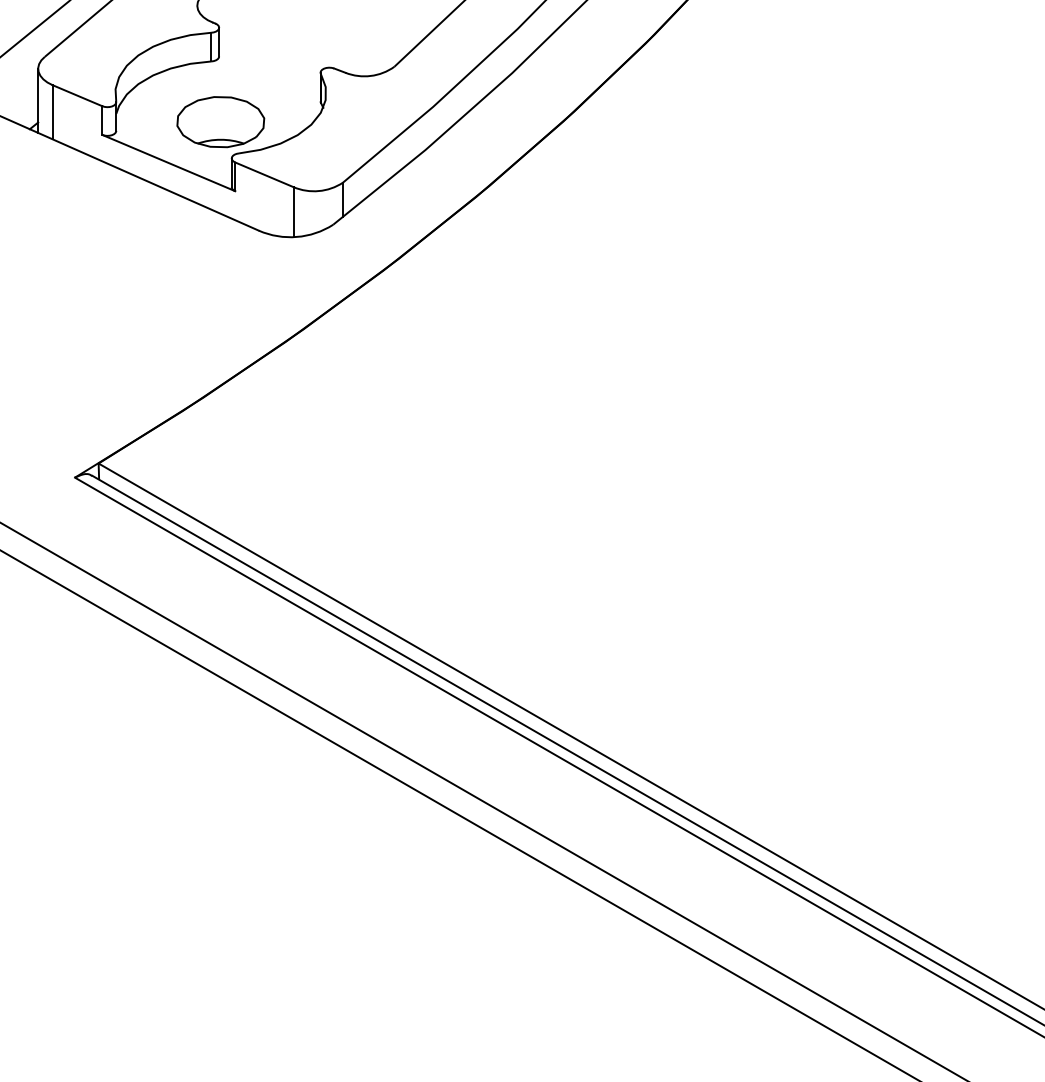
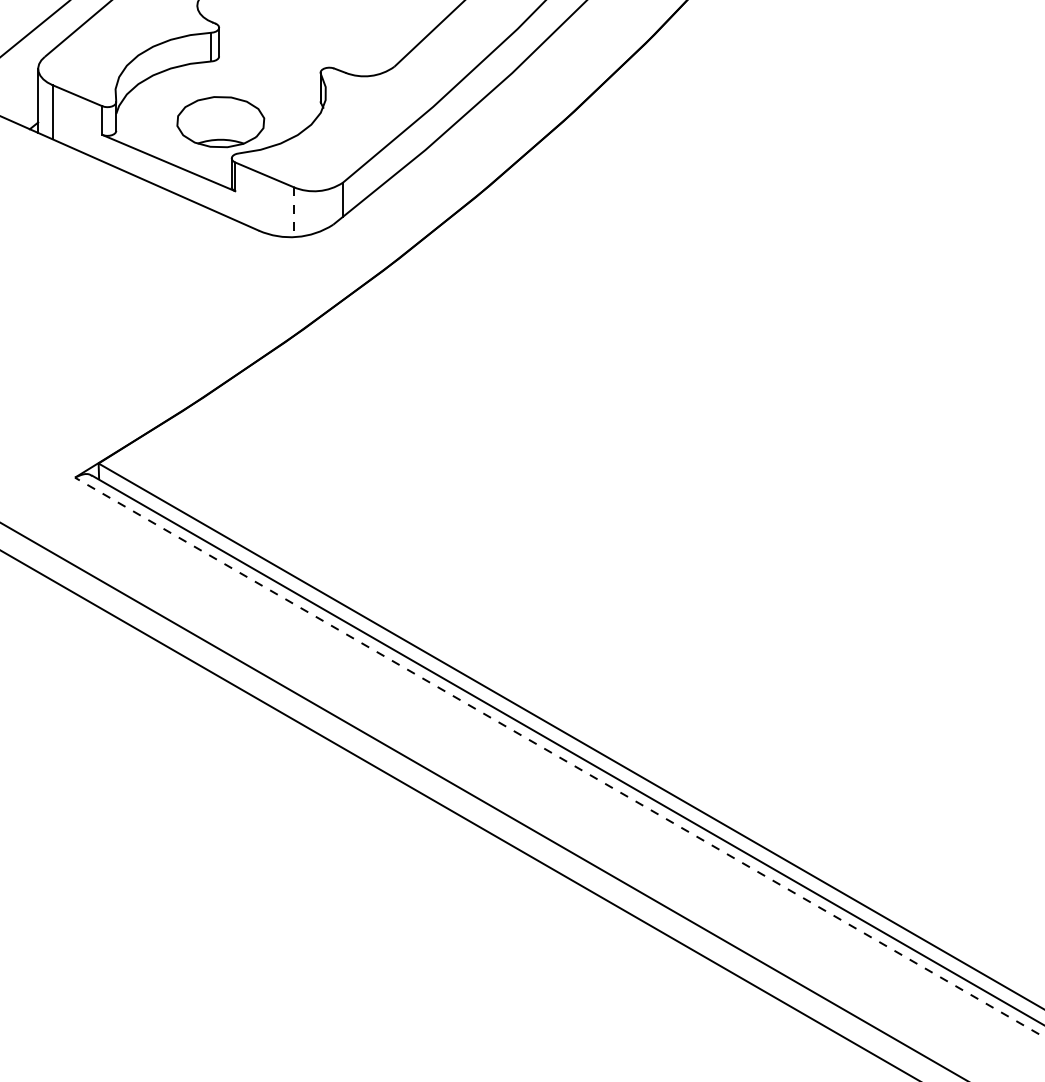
line: solid -> dashed (293, 212)
line: solid -> dashed (559, 757)
